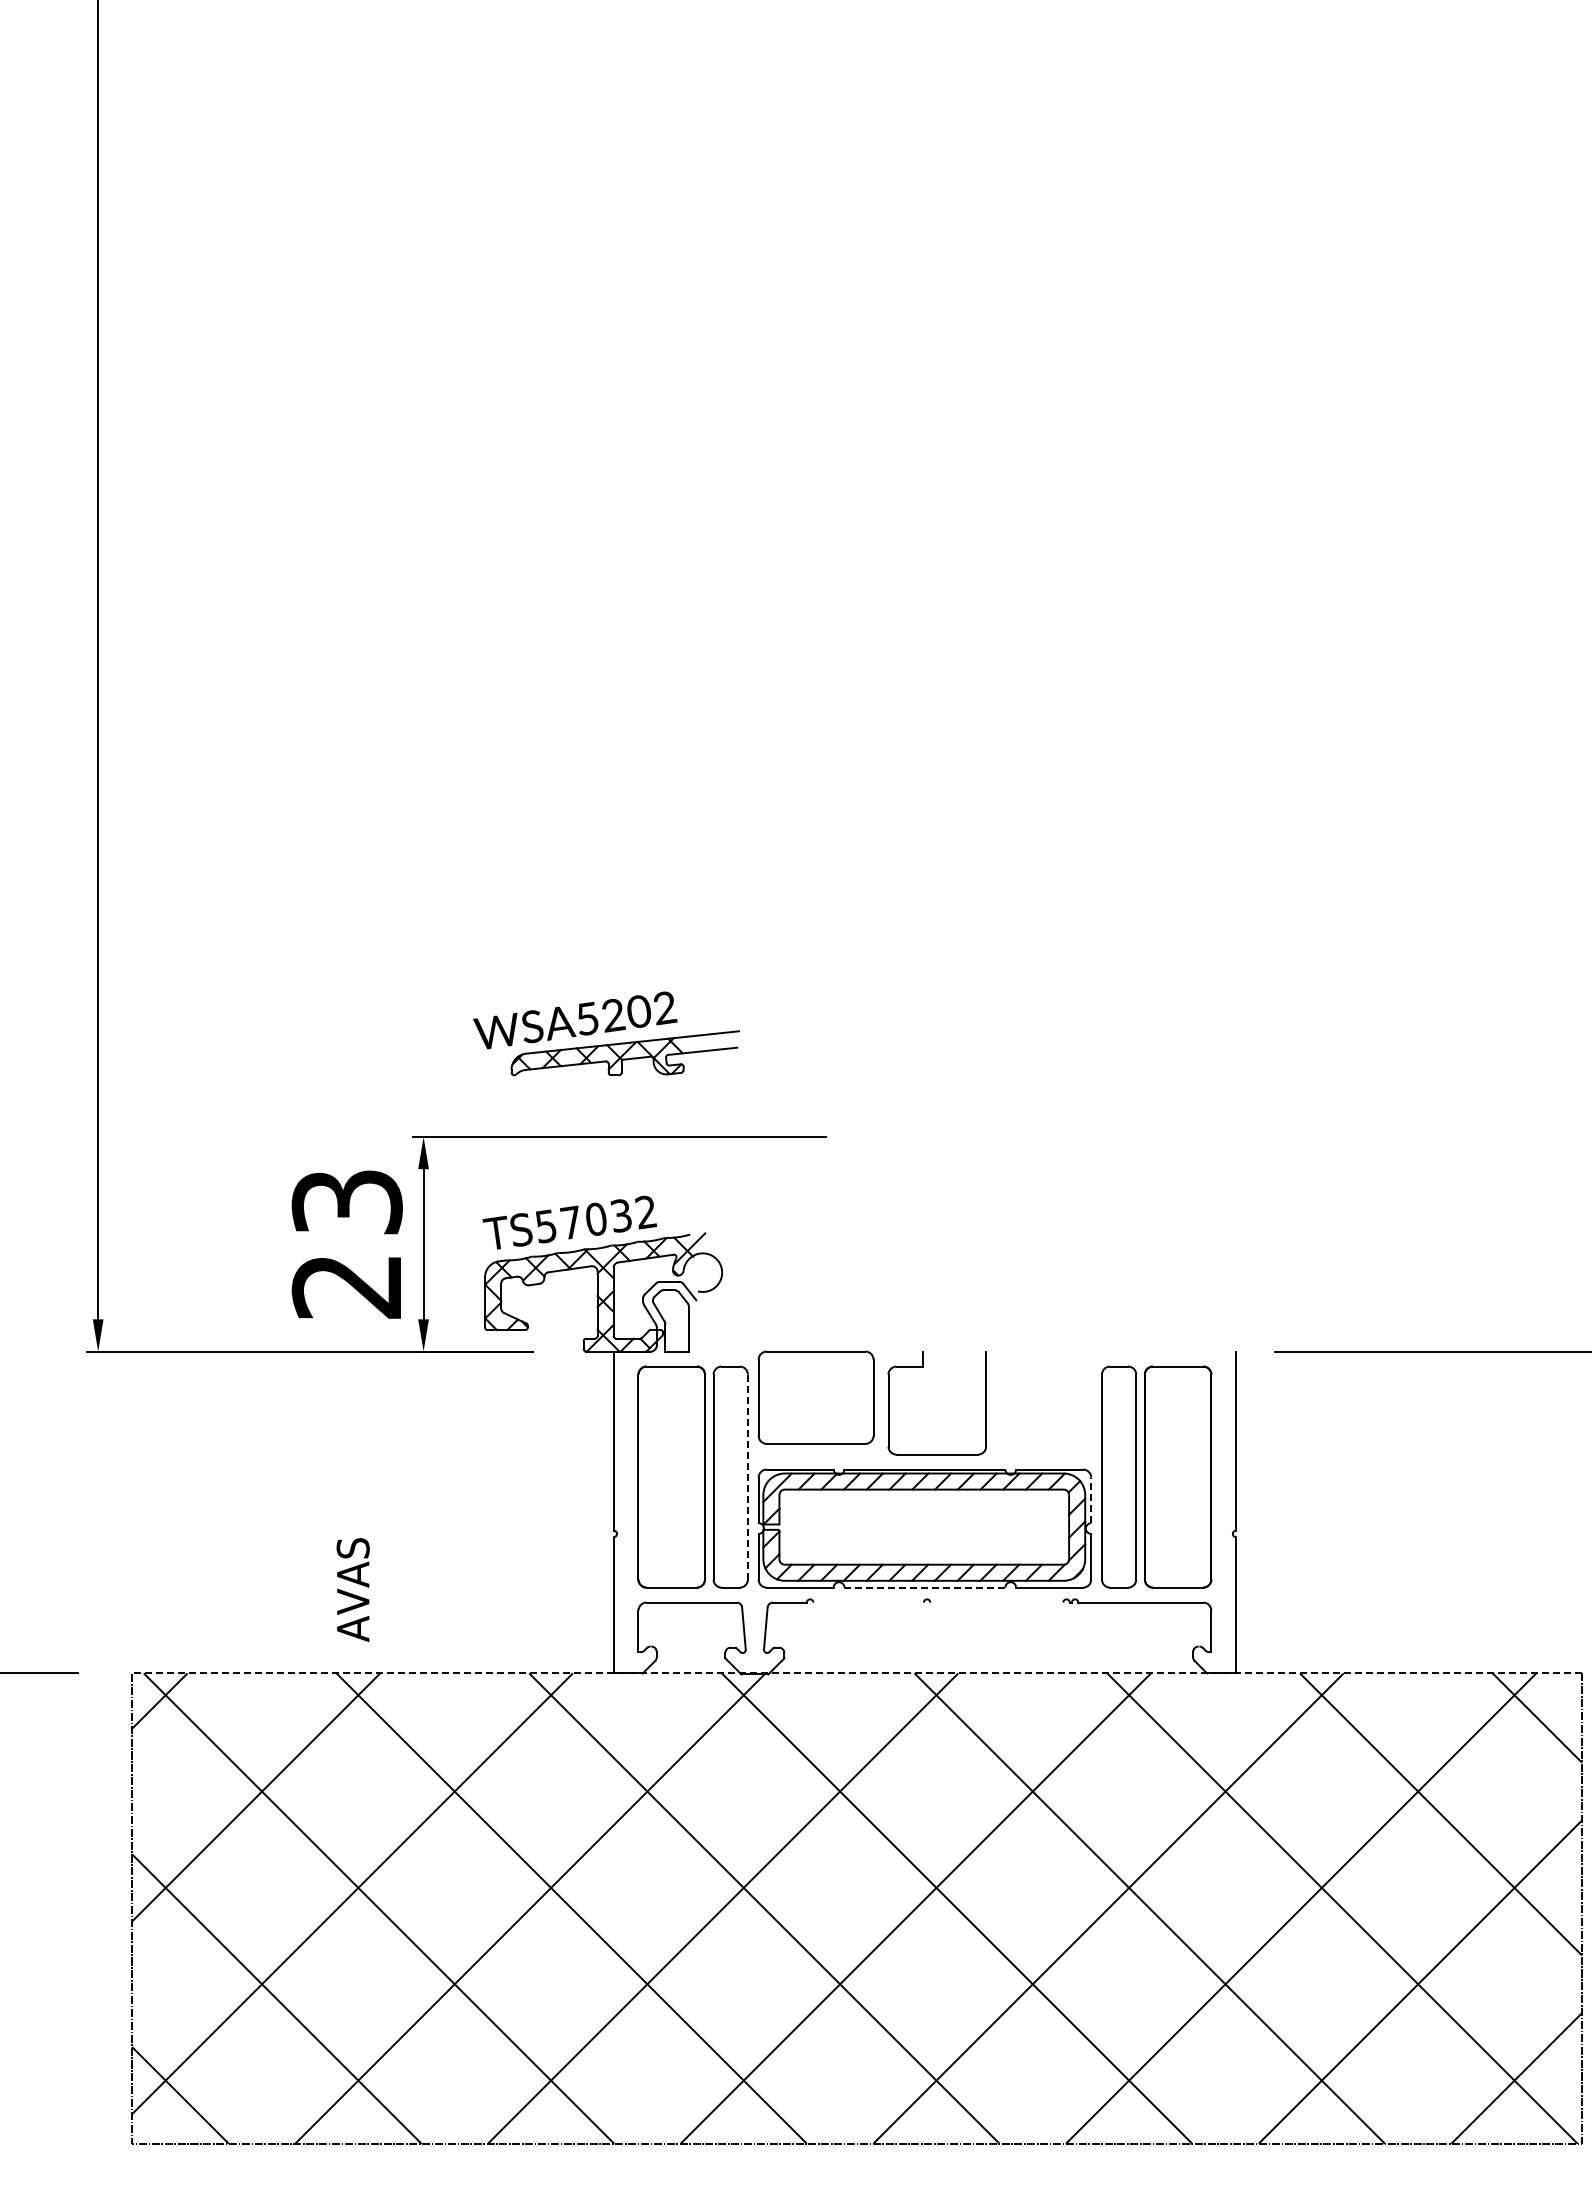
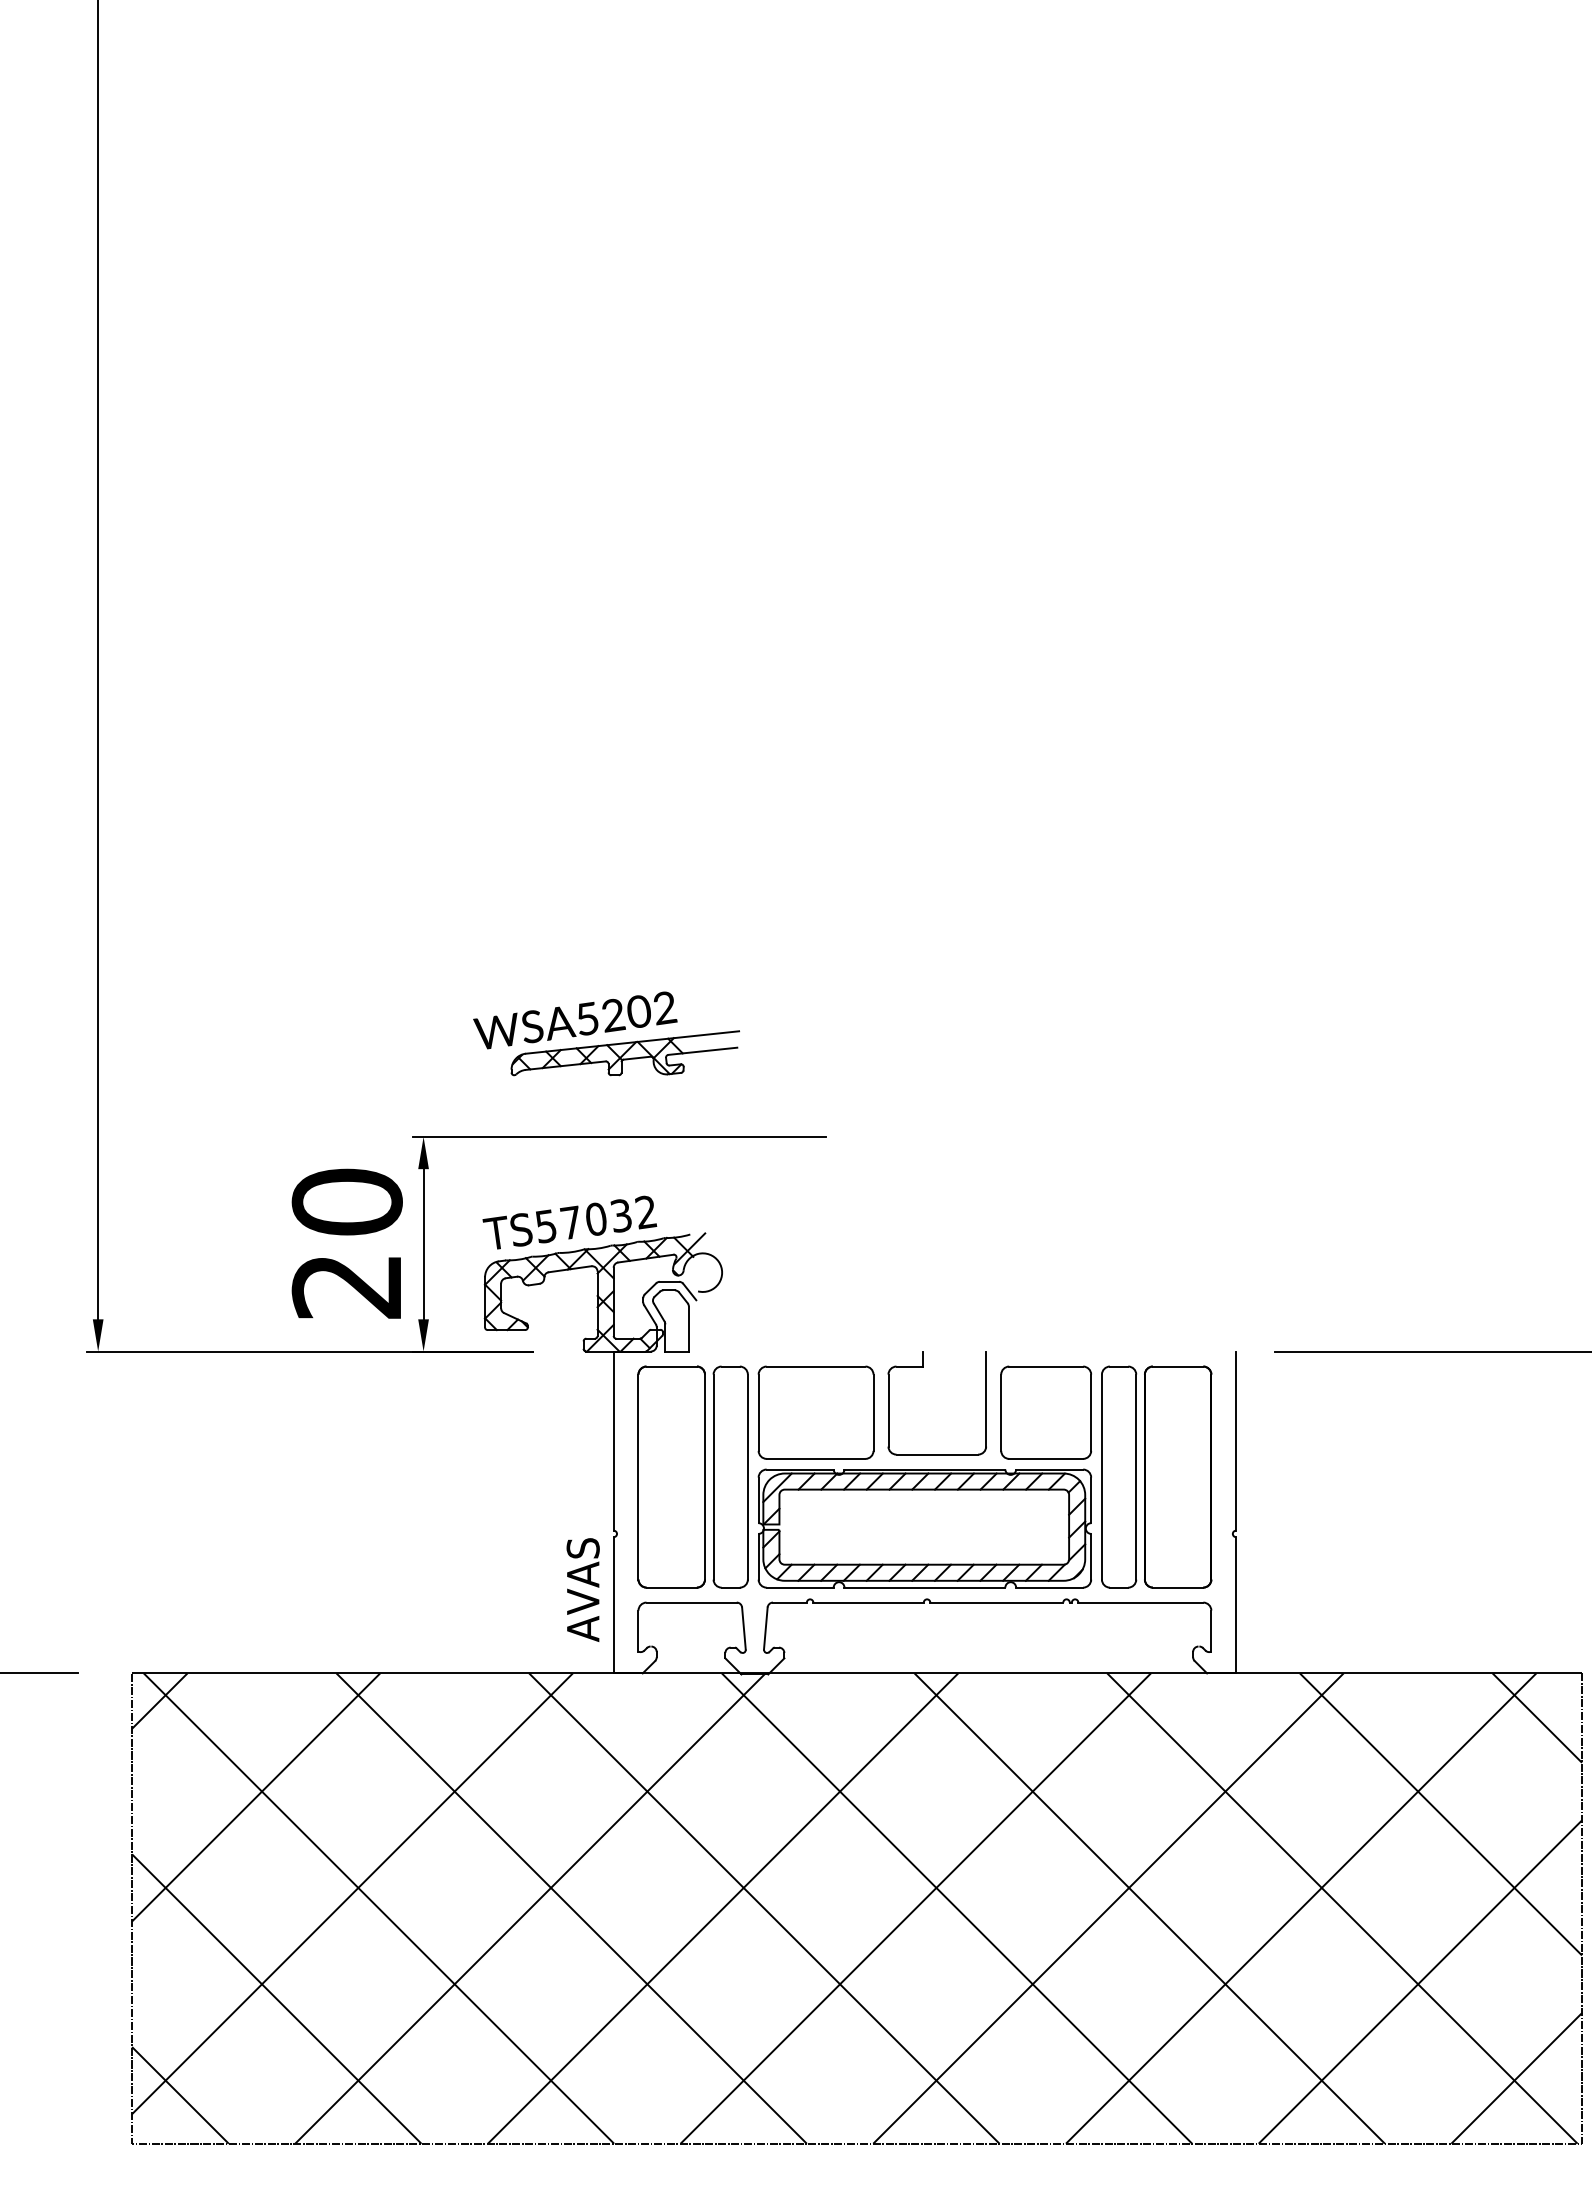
text: 23 -> 20 (346, 1201)
part position: (815, 1397) -> (815, 1412) (815, 1412)
part: none -> present (1046, 1412)
line: dashed -> solid (747, 1477)
line: dashed -> solid (1091, 1500)
line: dashed -> solid (924, 1587)
text position: (352, 1589) -> (582, 1589) (582, 1589)
line: none -> present (868, 1602)
line: none -> present (996, 1602)
line: dashed -> solid (857, 1673)
